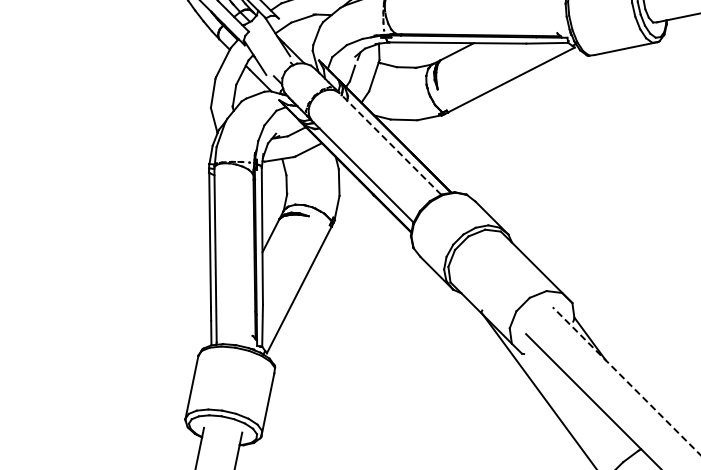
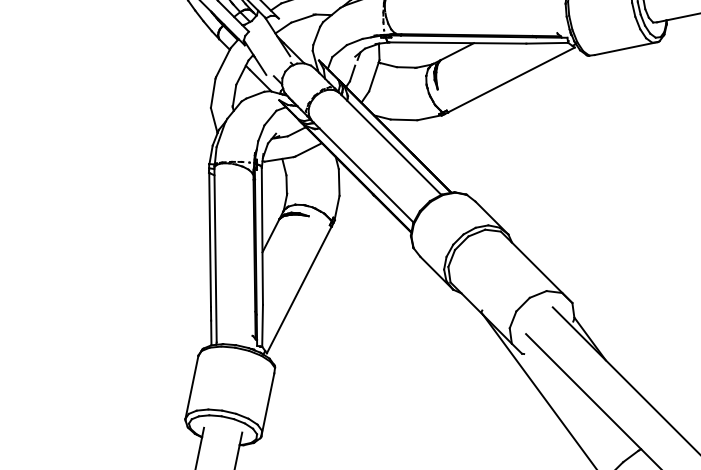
line: dashed -> solid (387, 141)
line: dashed -> solid (626, 381)
